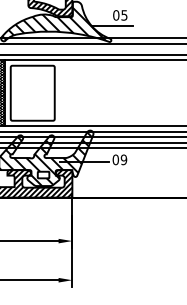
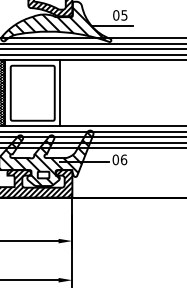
line: none -> present (92, 49)
line: none -> present (60, 93)
text: 09 -> 06 (123, 159)
